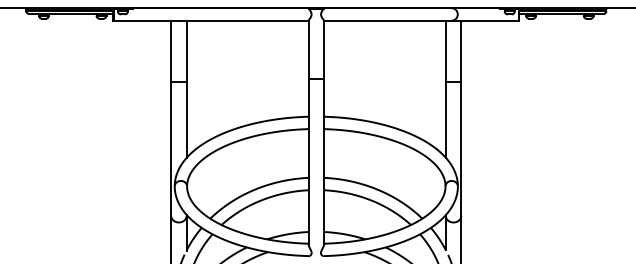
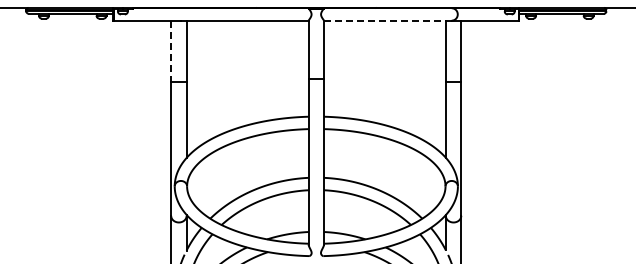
line: solid -> dashed (387, 20)
line: solid -> dashed (171, 51)
